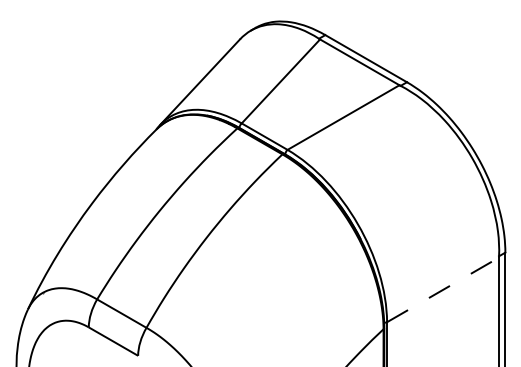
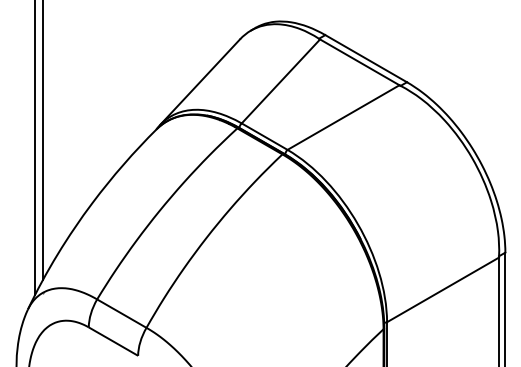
line: none -> present (43, 140)
line: none -> present (34, 148)
line: dashed -> solid (443, 289)
